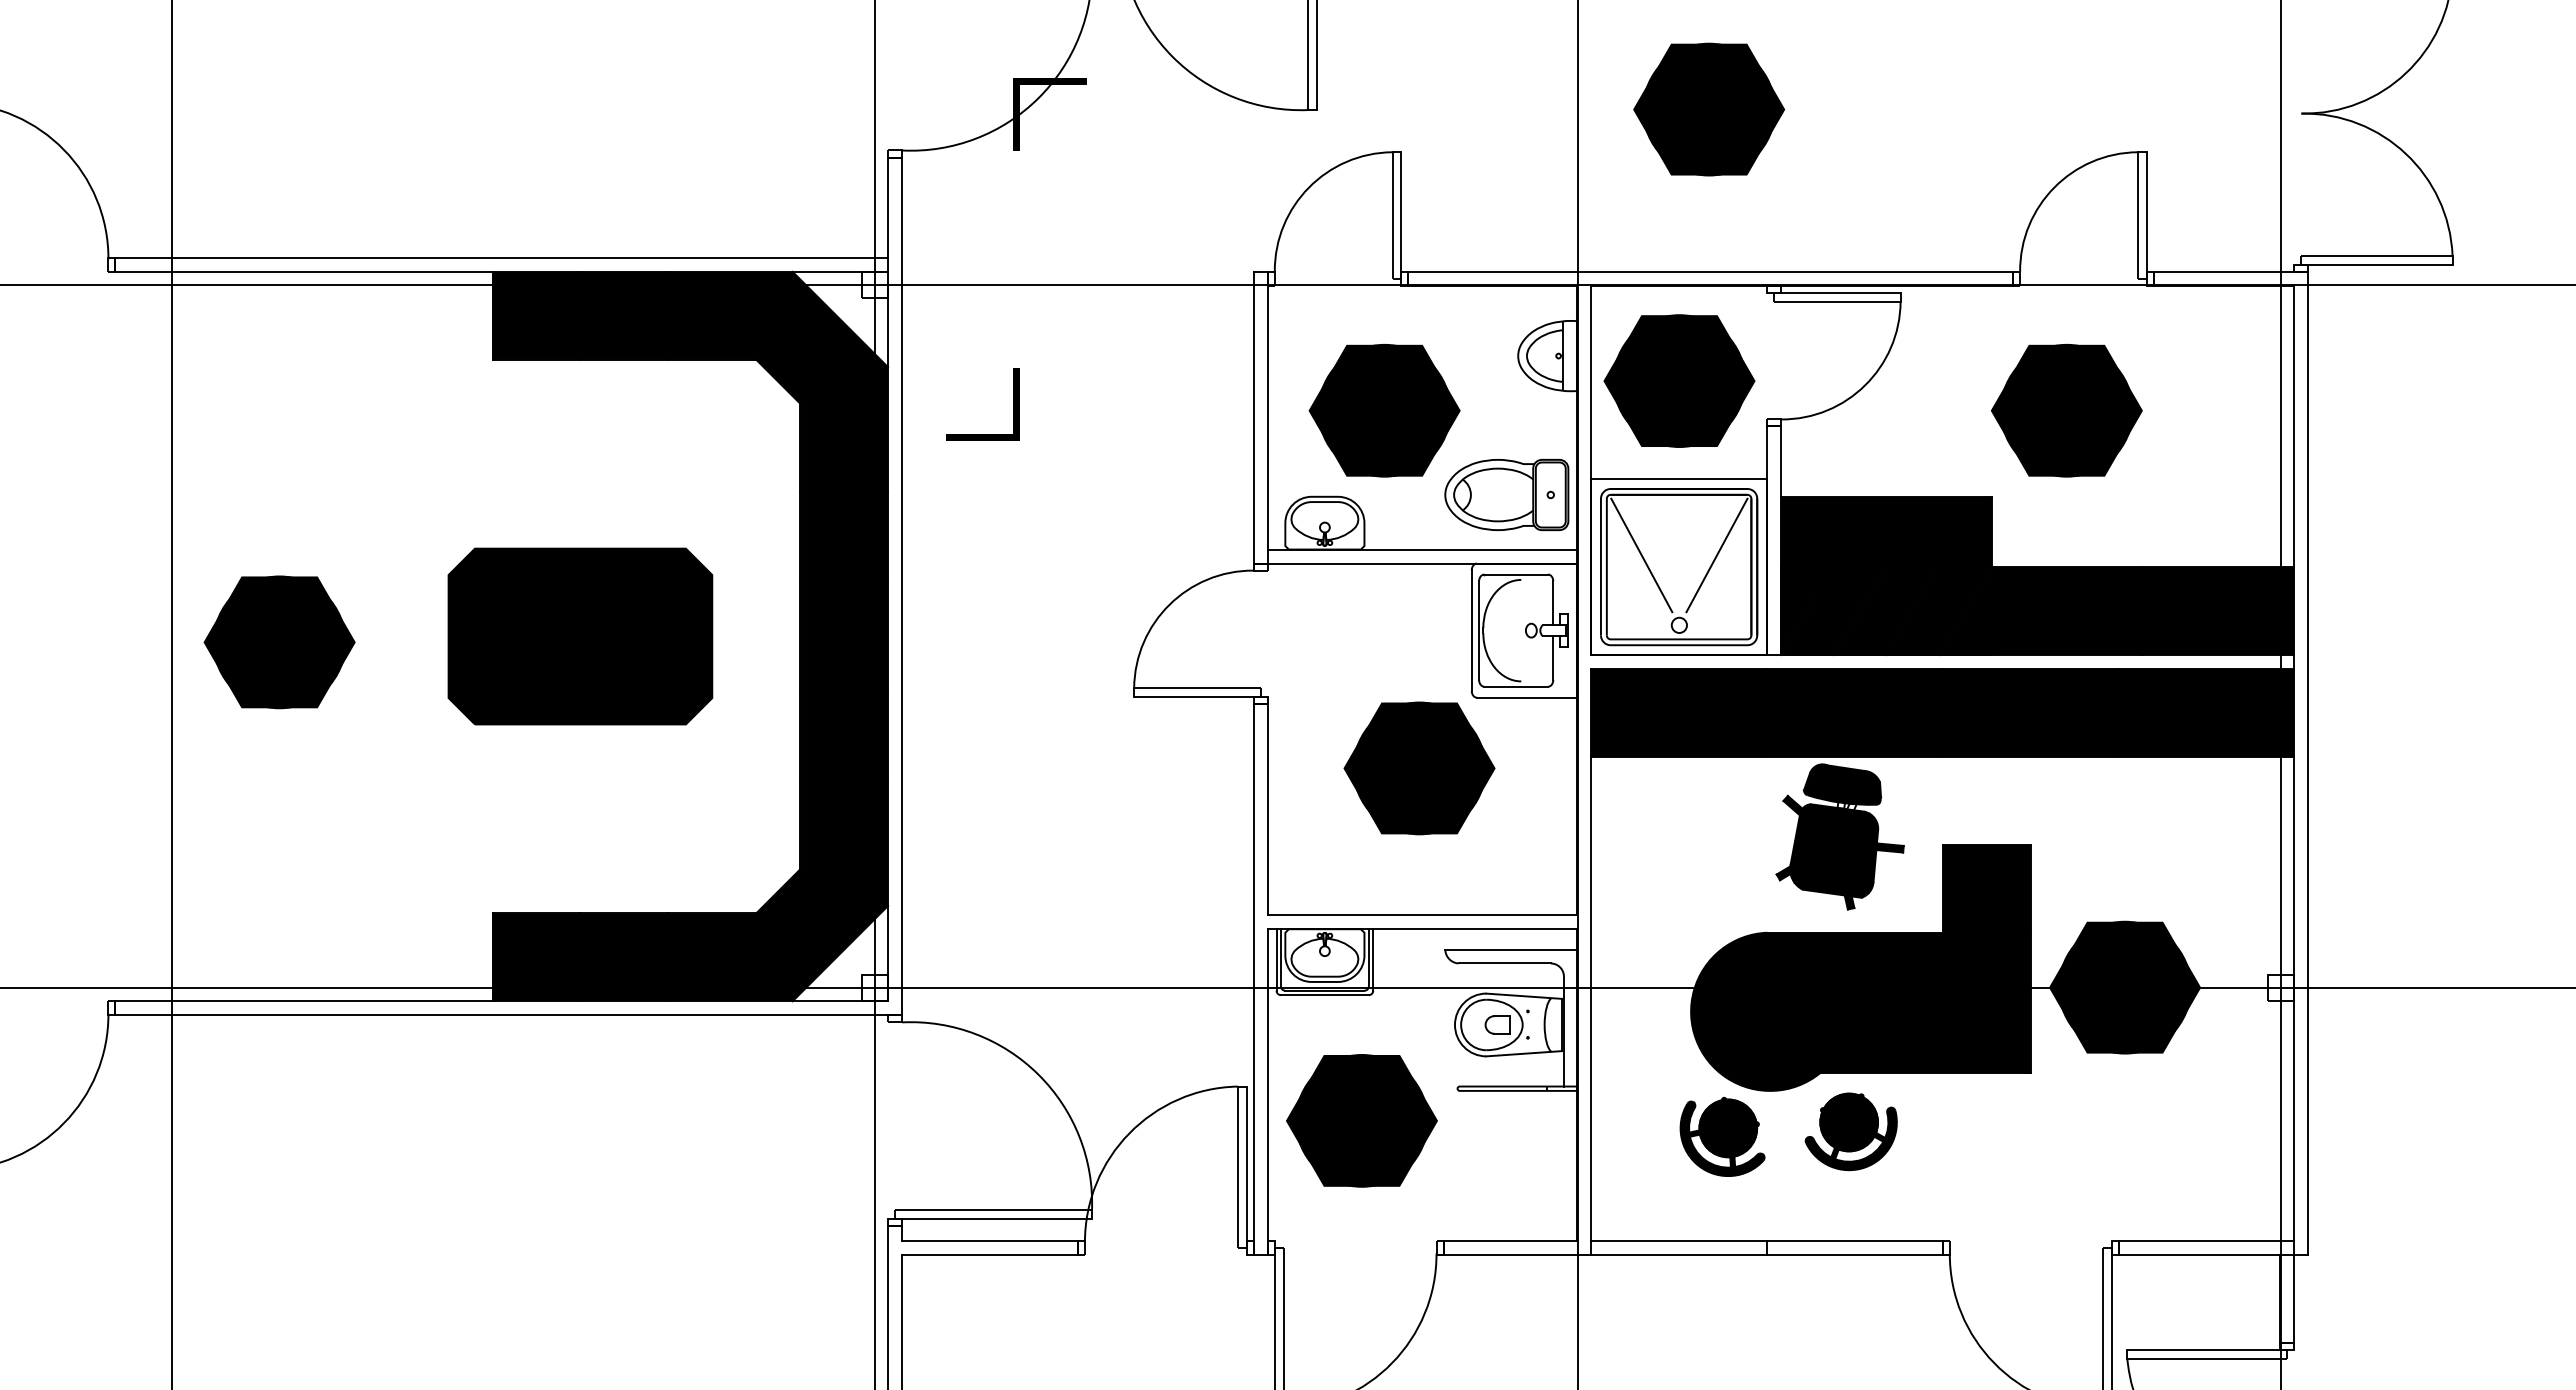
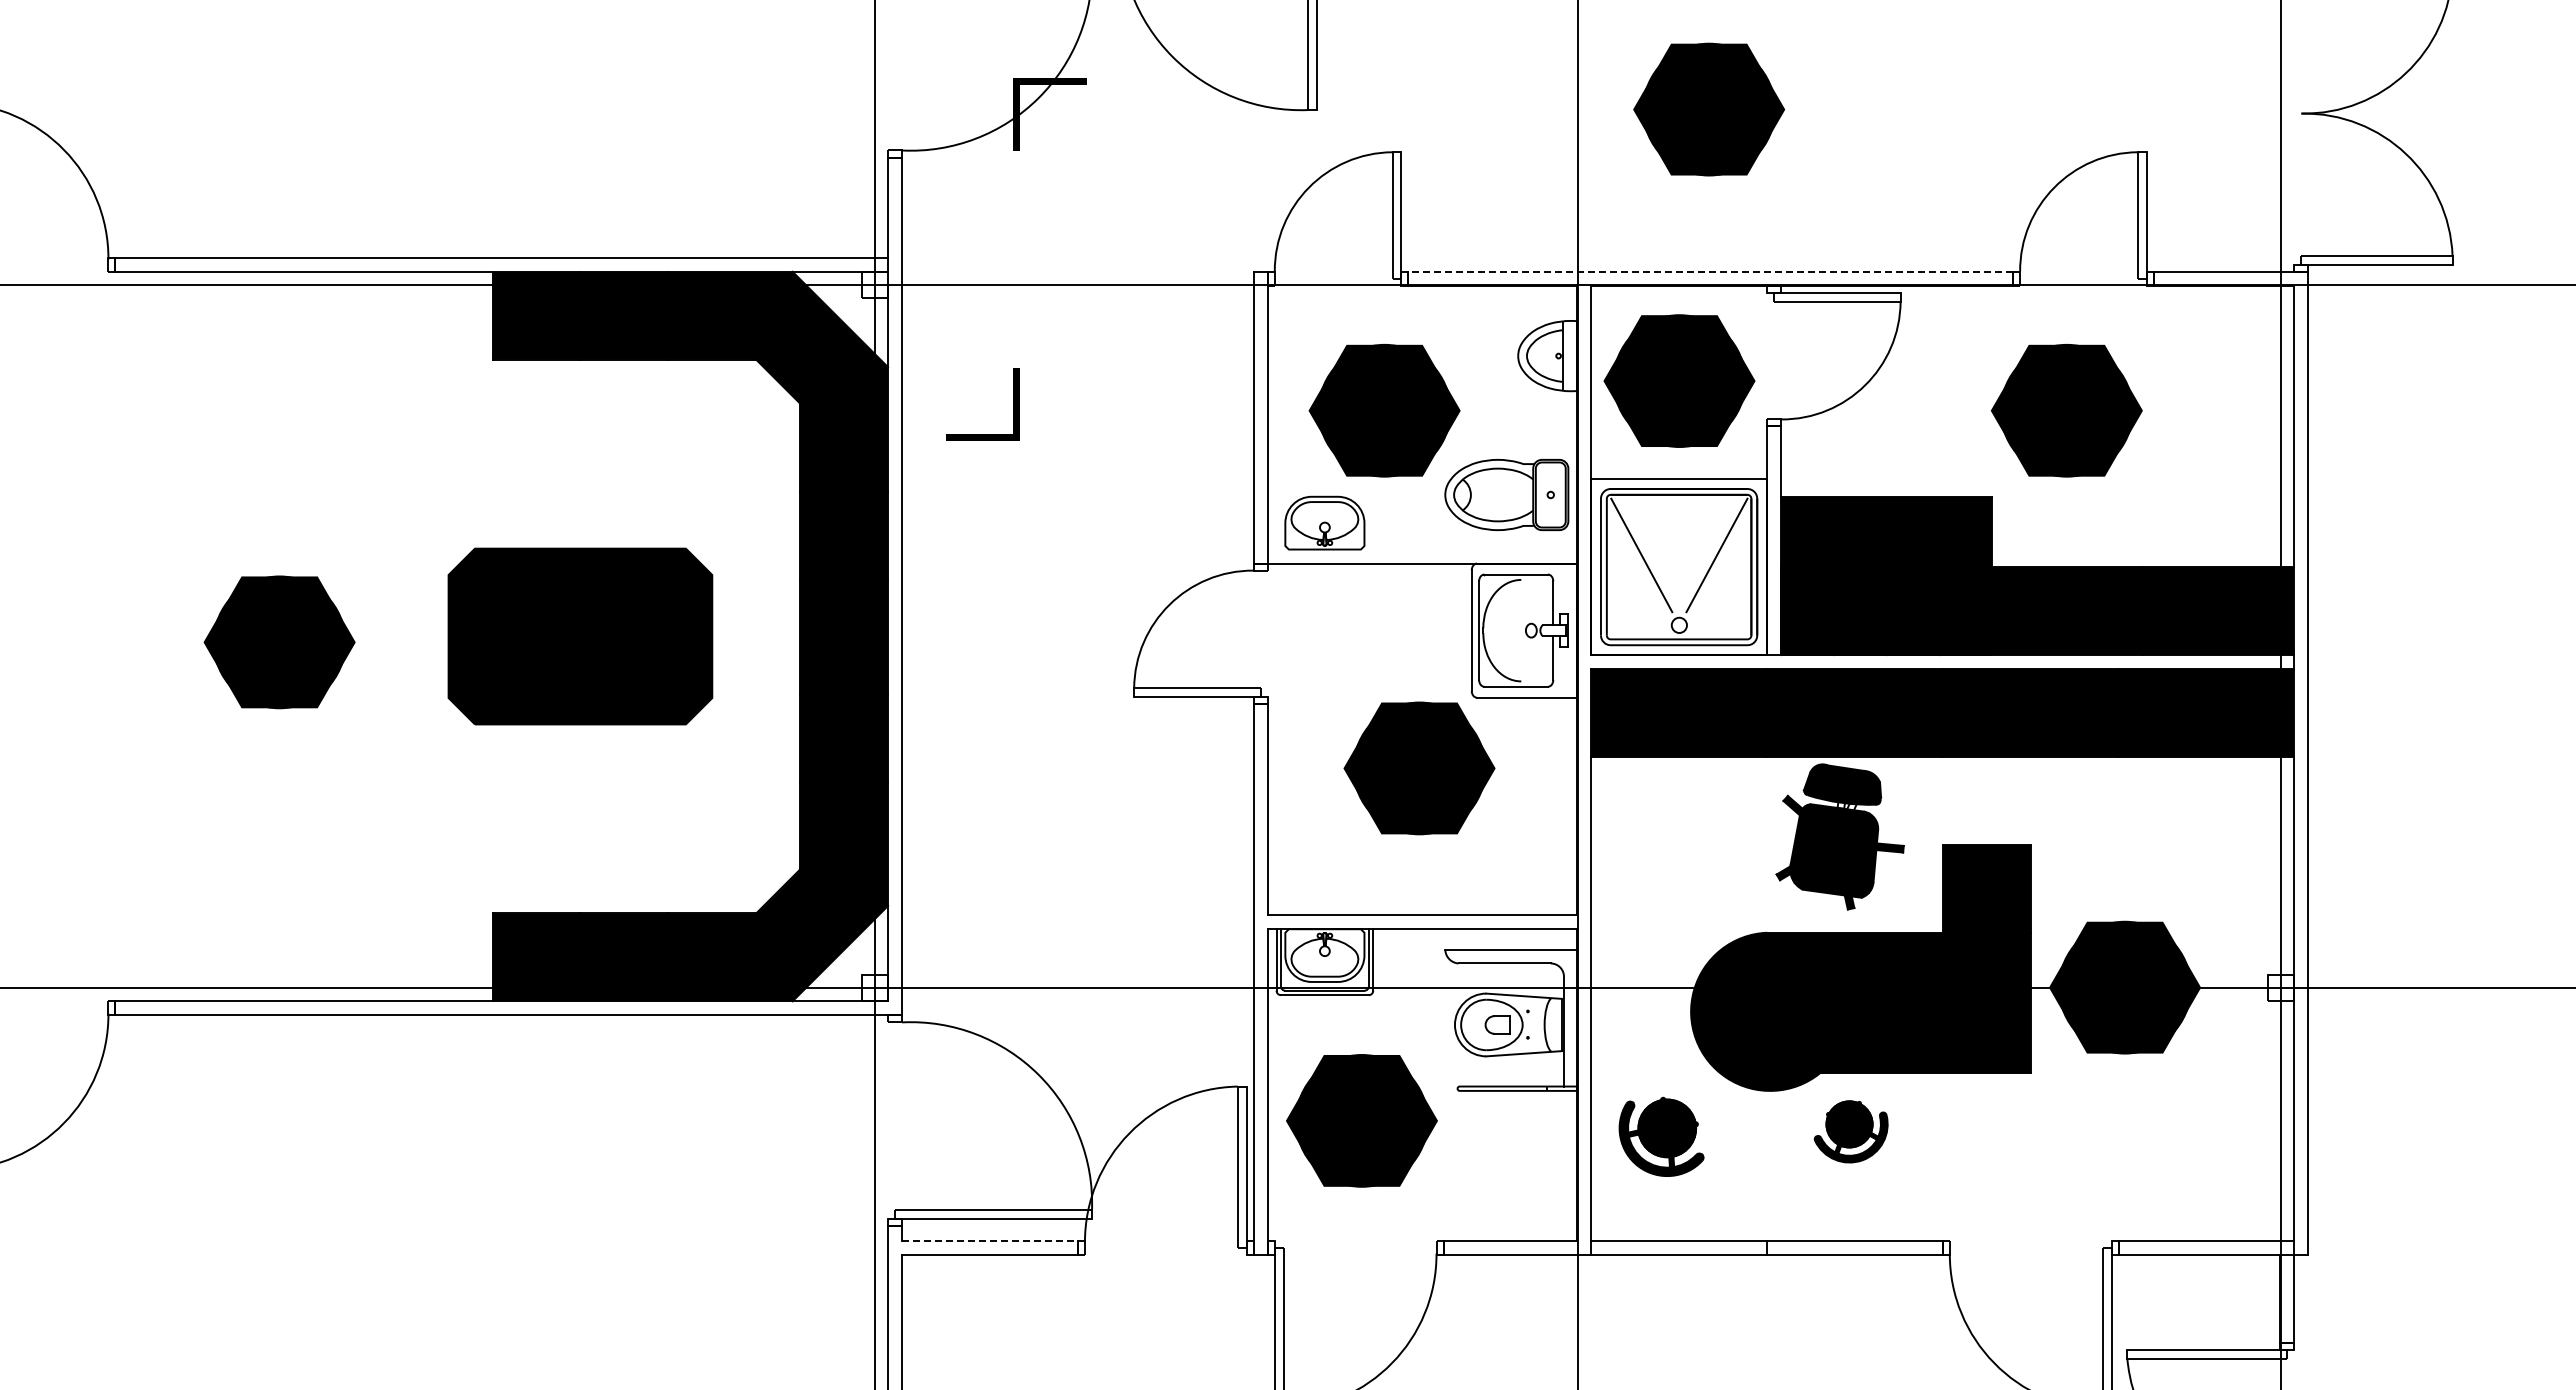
line: solid -> dashed (1710, 271)
line: present -> none (1422, 549)
line: present -> none (171, 694)
part size: 94x80 px -> 76x64 px (1850, 1131)
part position: (1722, 1136) -> (1661, 1136) (1661, 1136)
line: solid -> dashed (990, 1241)
